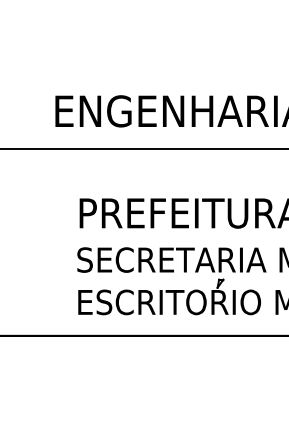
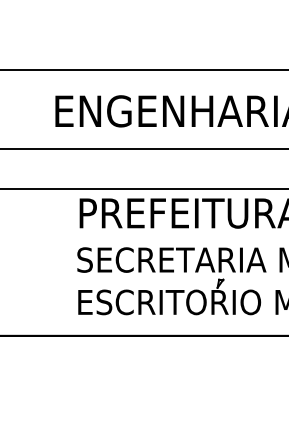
line: none -> present (143, 69)
line: none -> present (143, 188)
